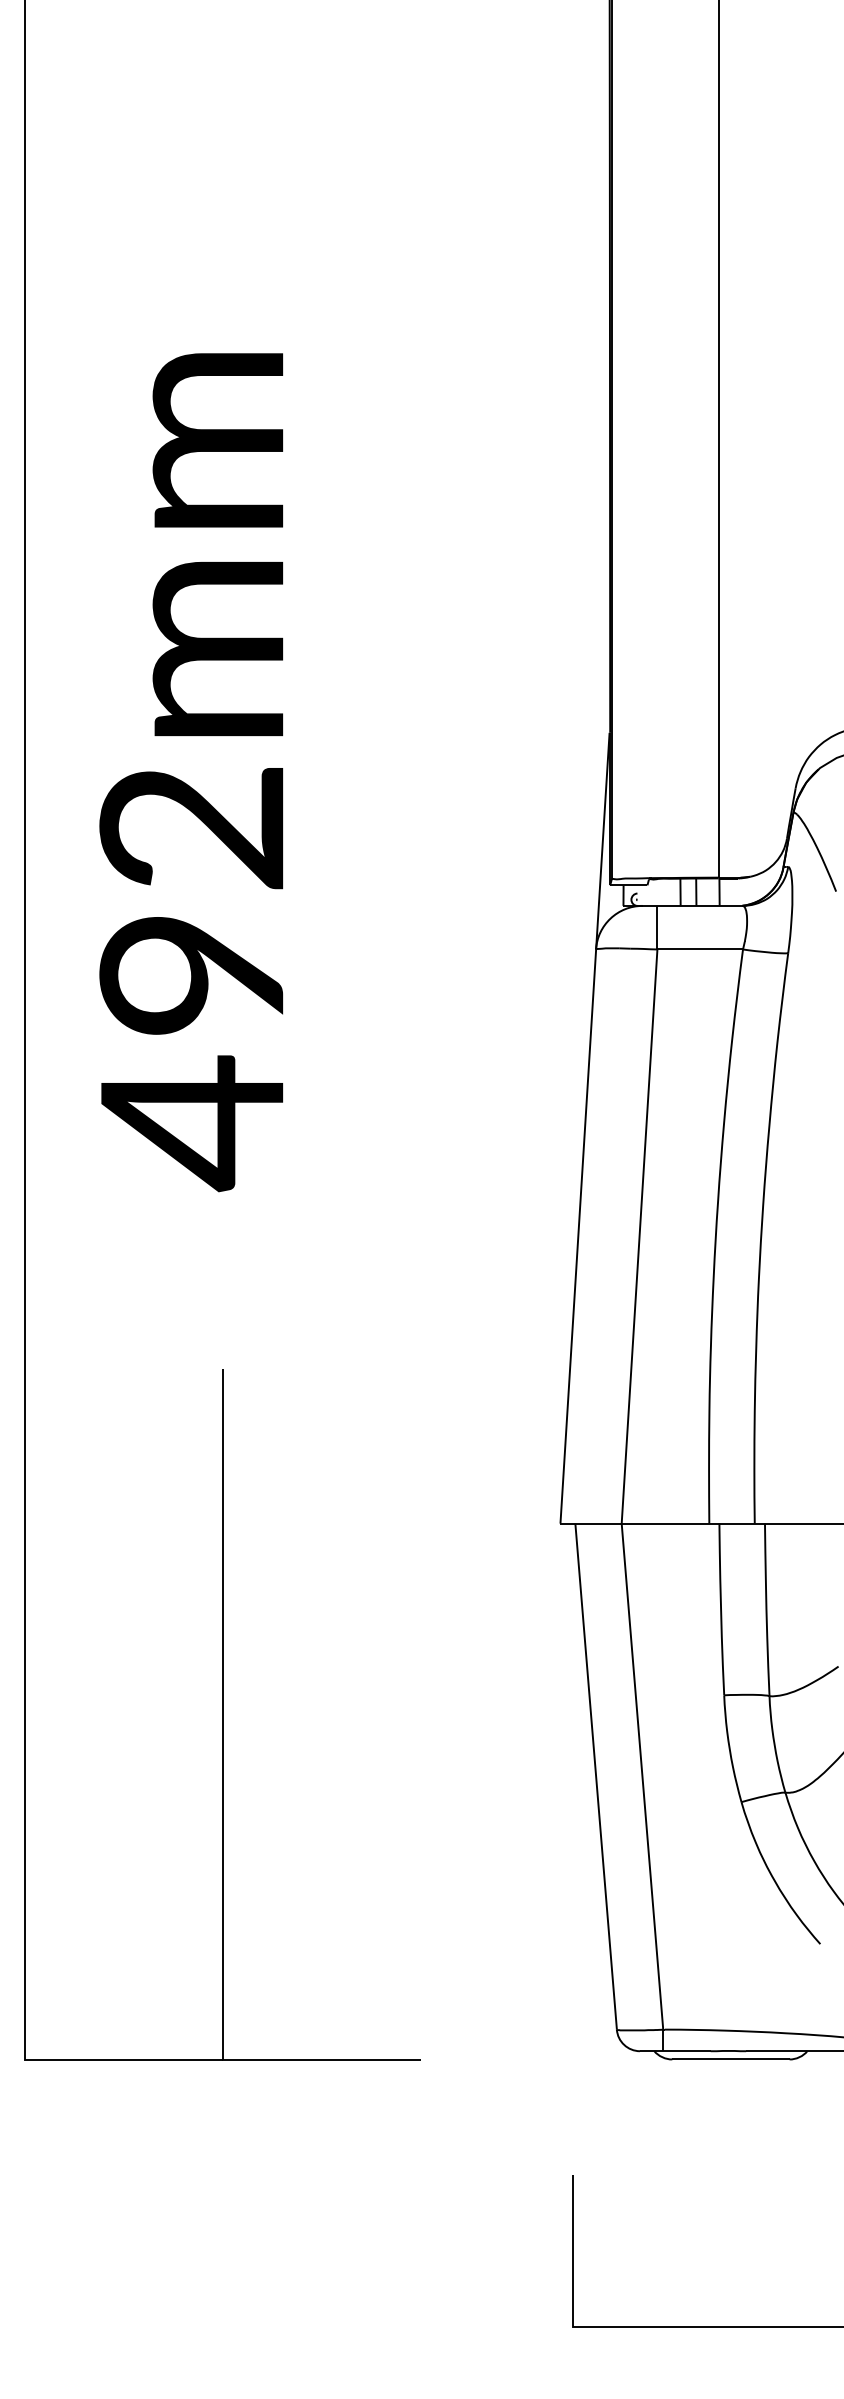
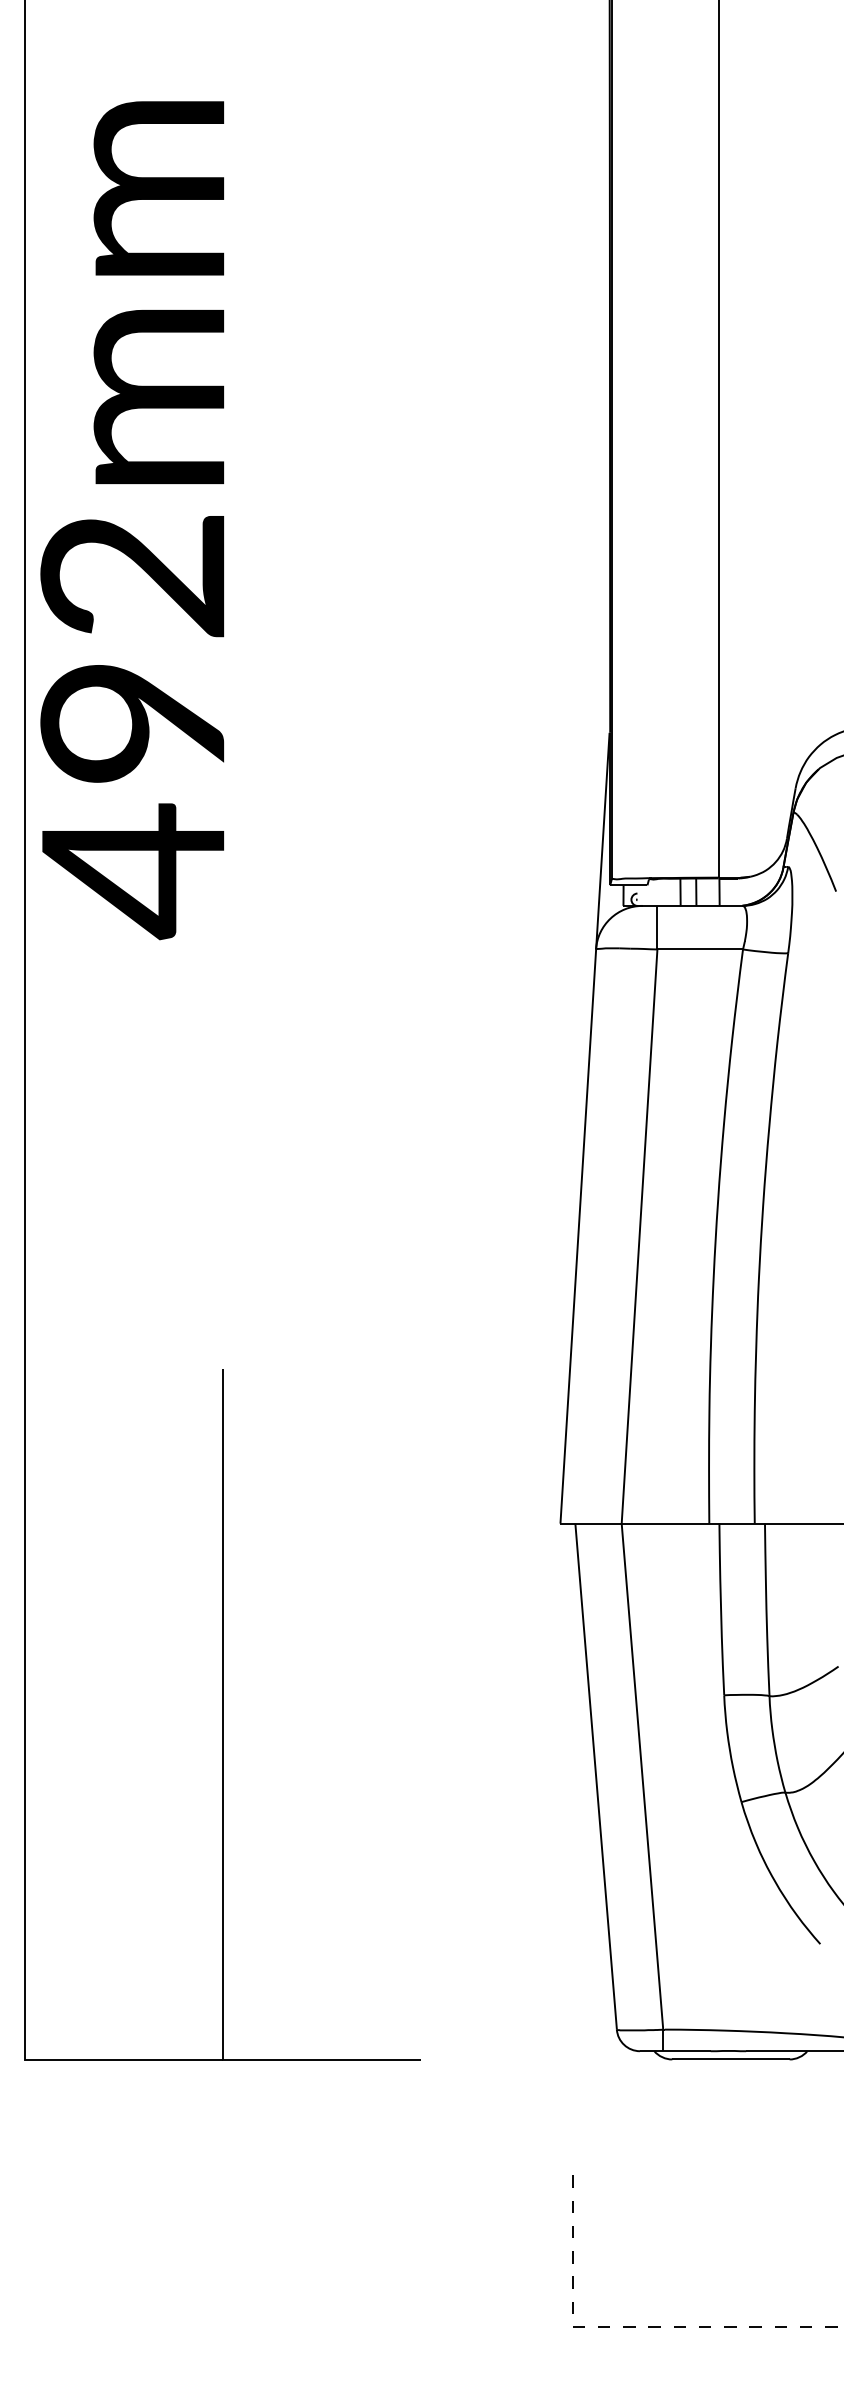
text position: (190, 772) -> (131, 520) (131, 520)
line: solid -> dashed (631, 2327)
